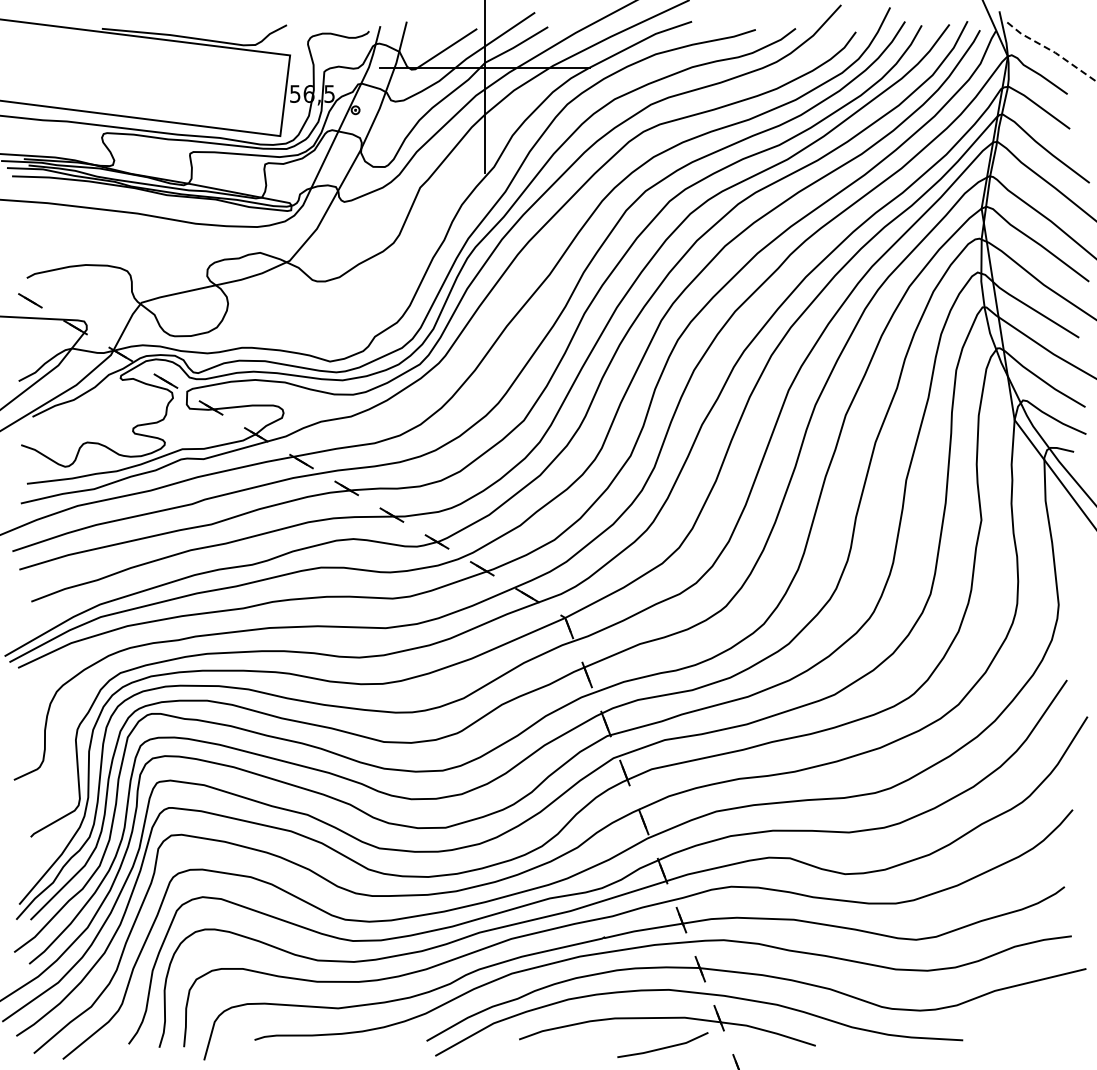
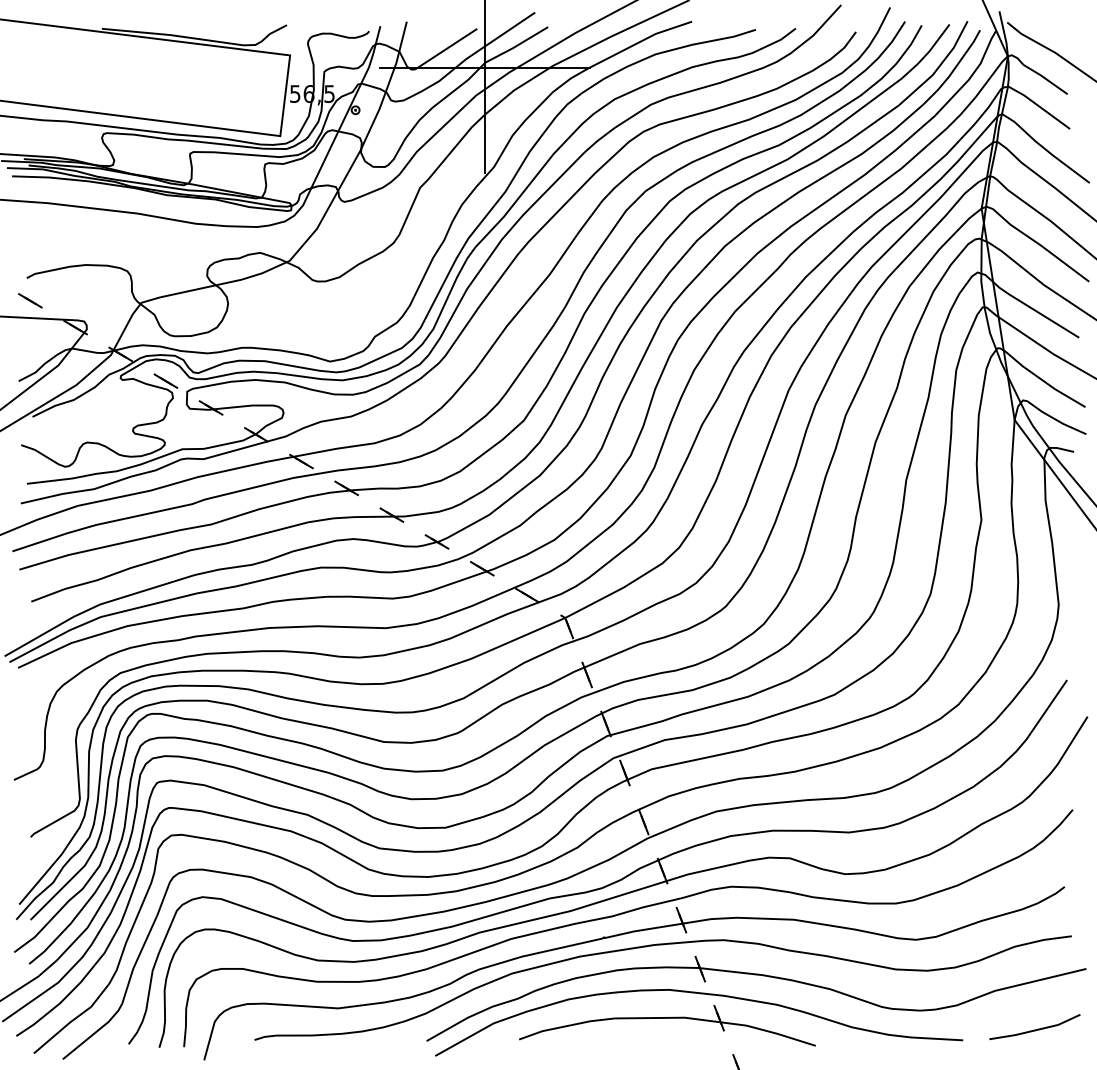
line: dashed -> solid (1052, 51)
line position: (662, 1047) -> (1034, 1029) (1034, 1029)
